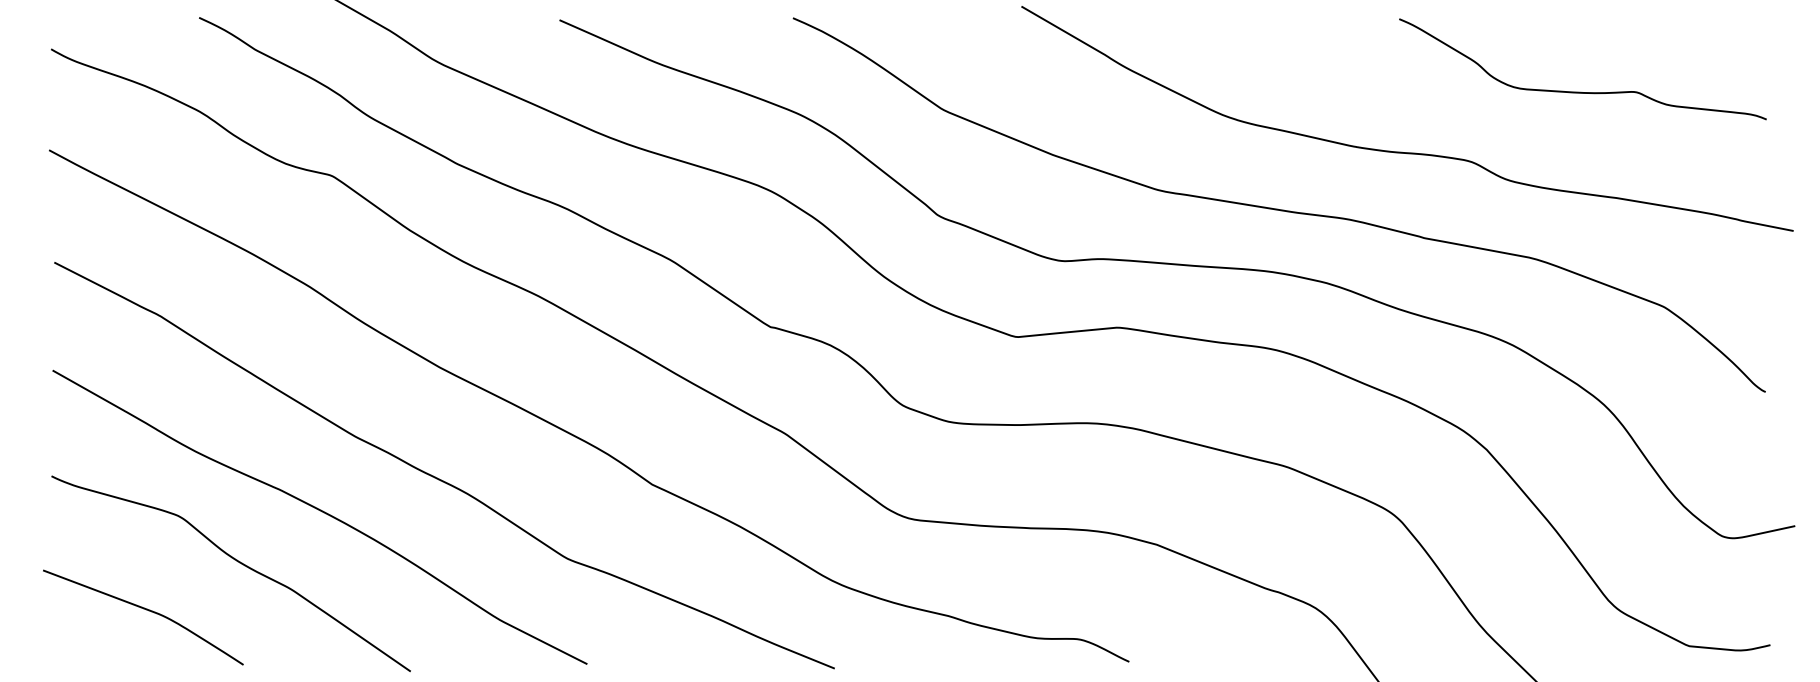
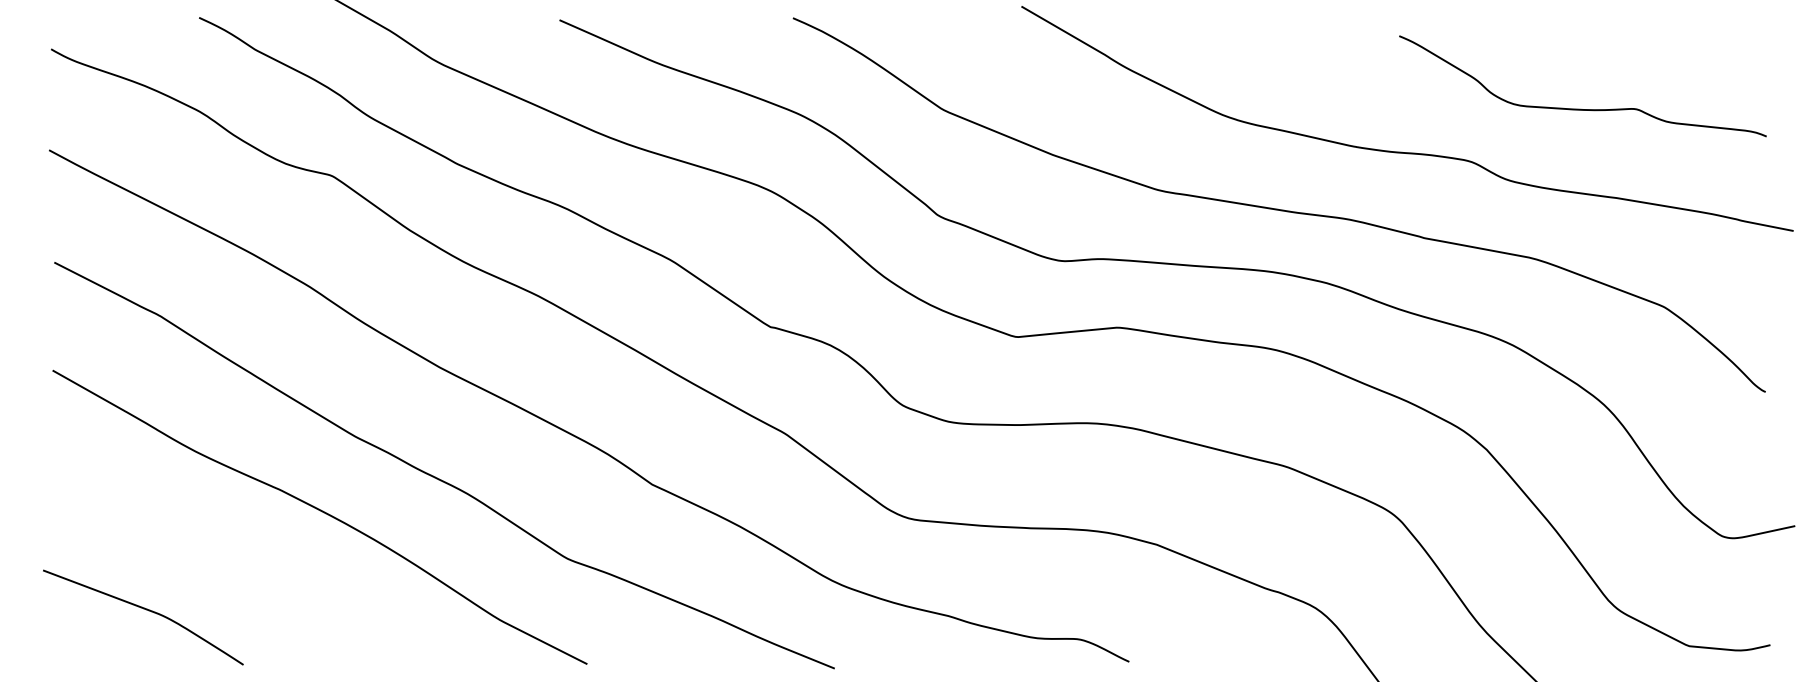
curve position: (1581, 91) -> (1581, 108) (1581, 108)
curve: present -> none (236, 561)
